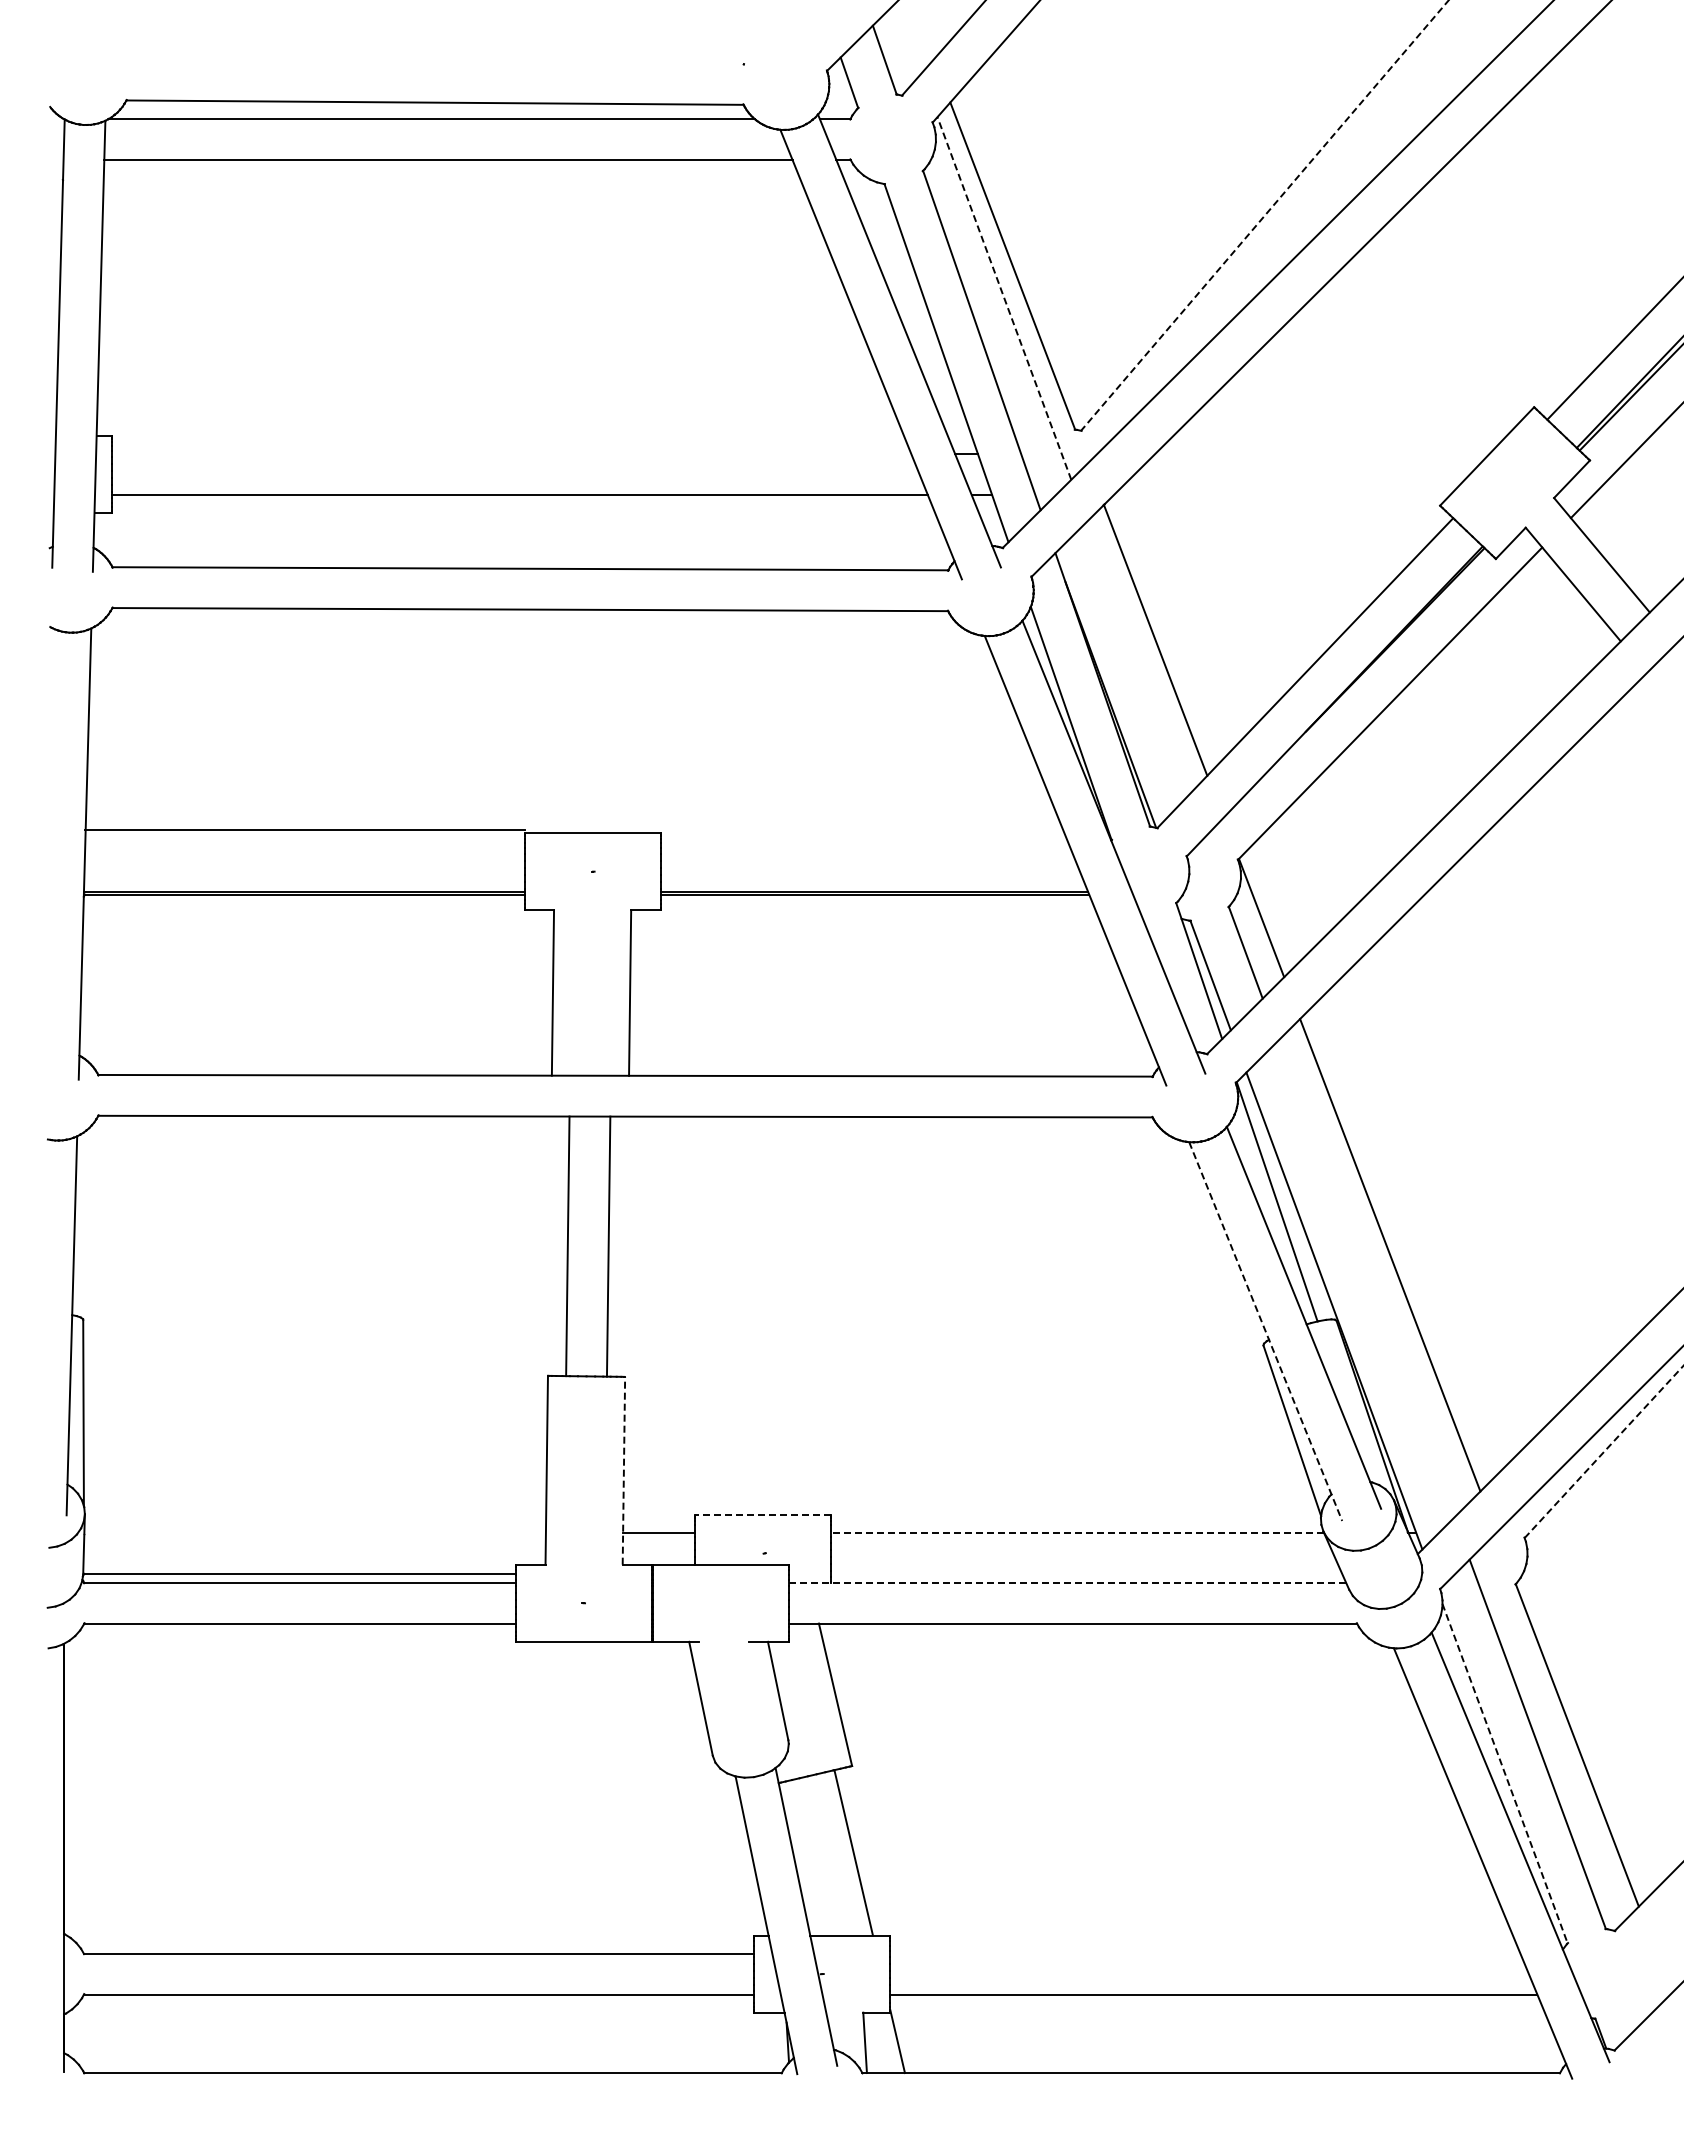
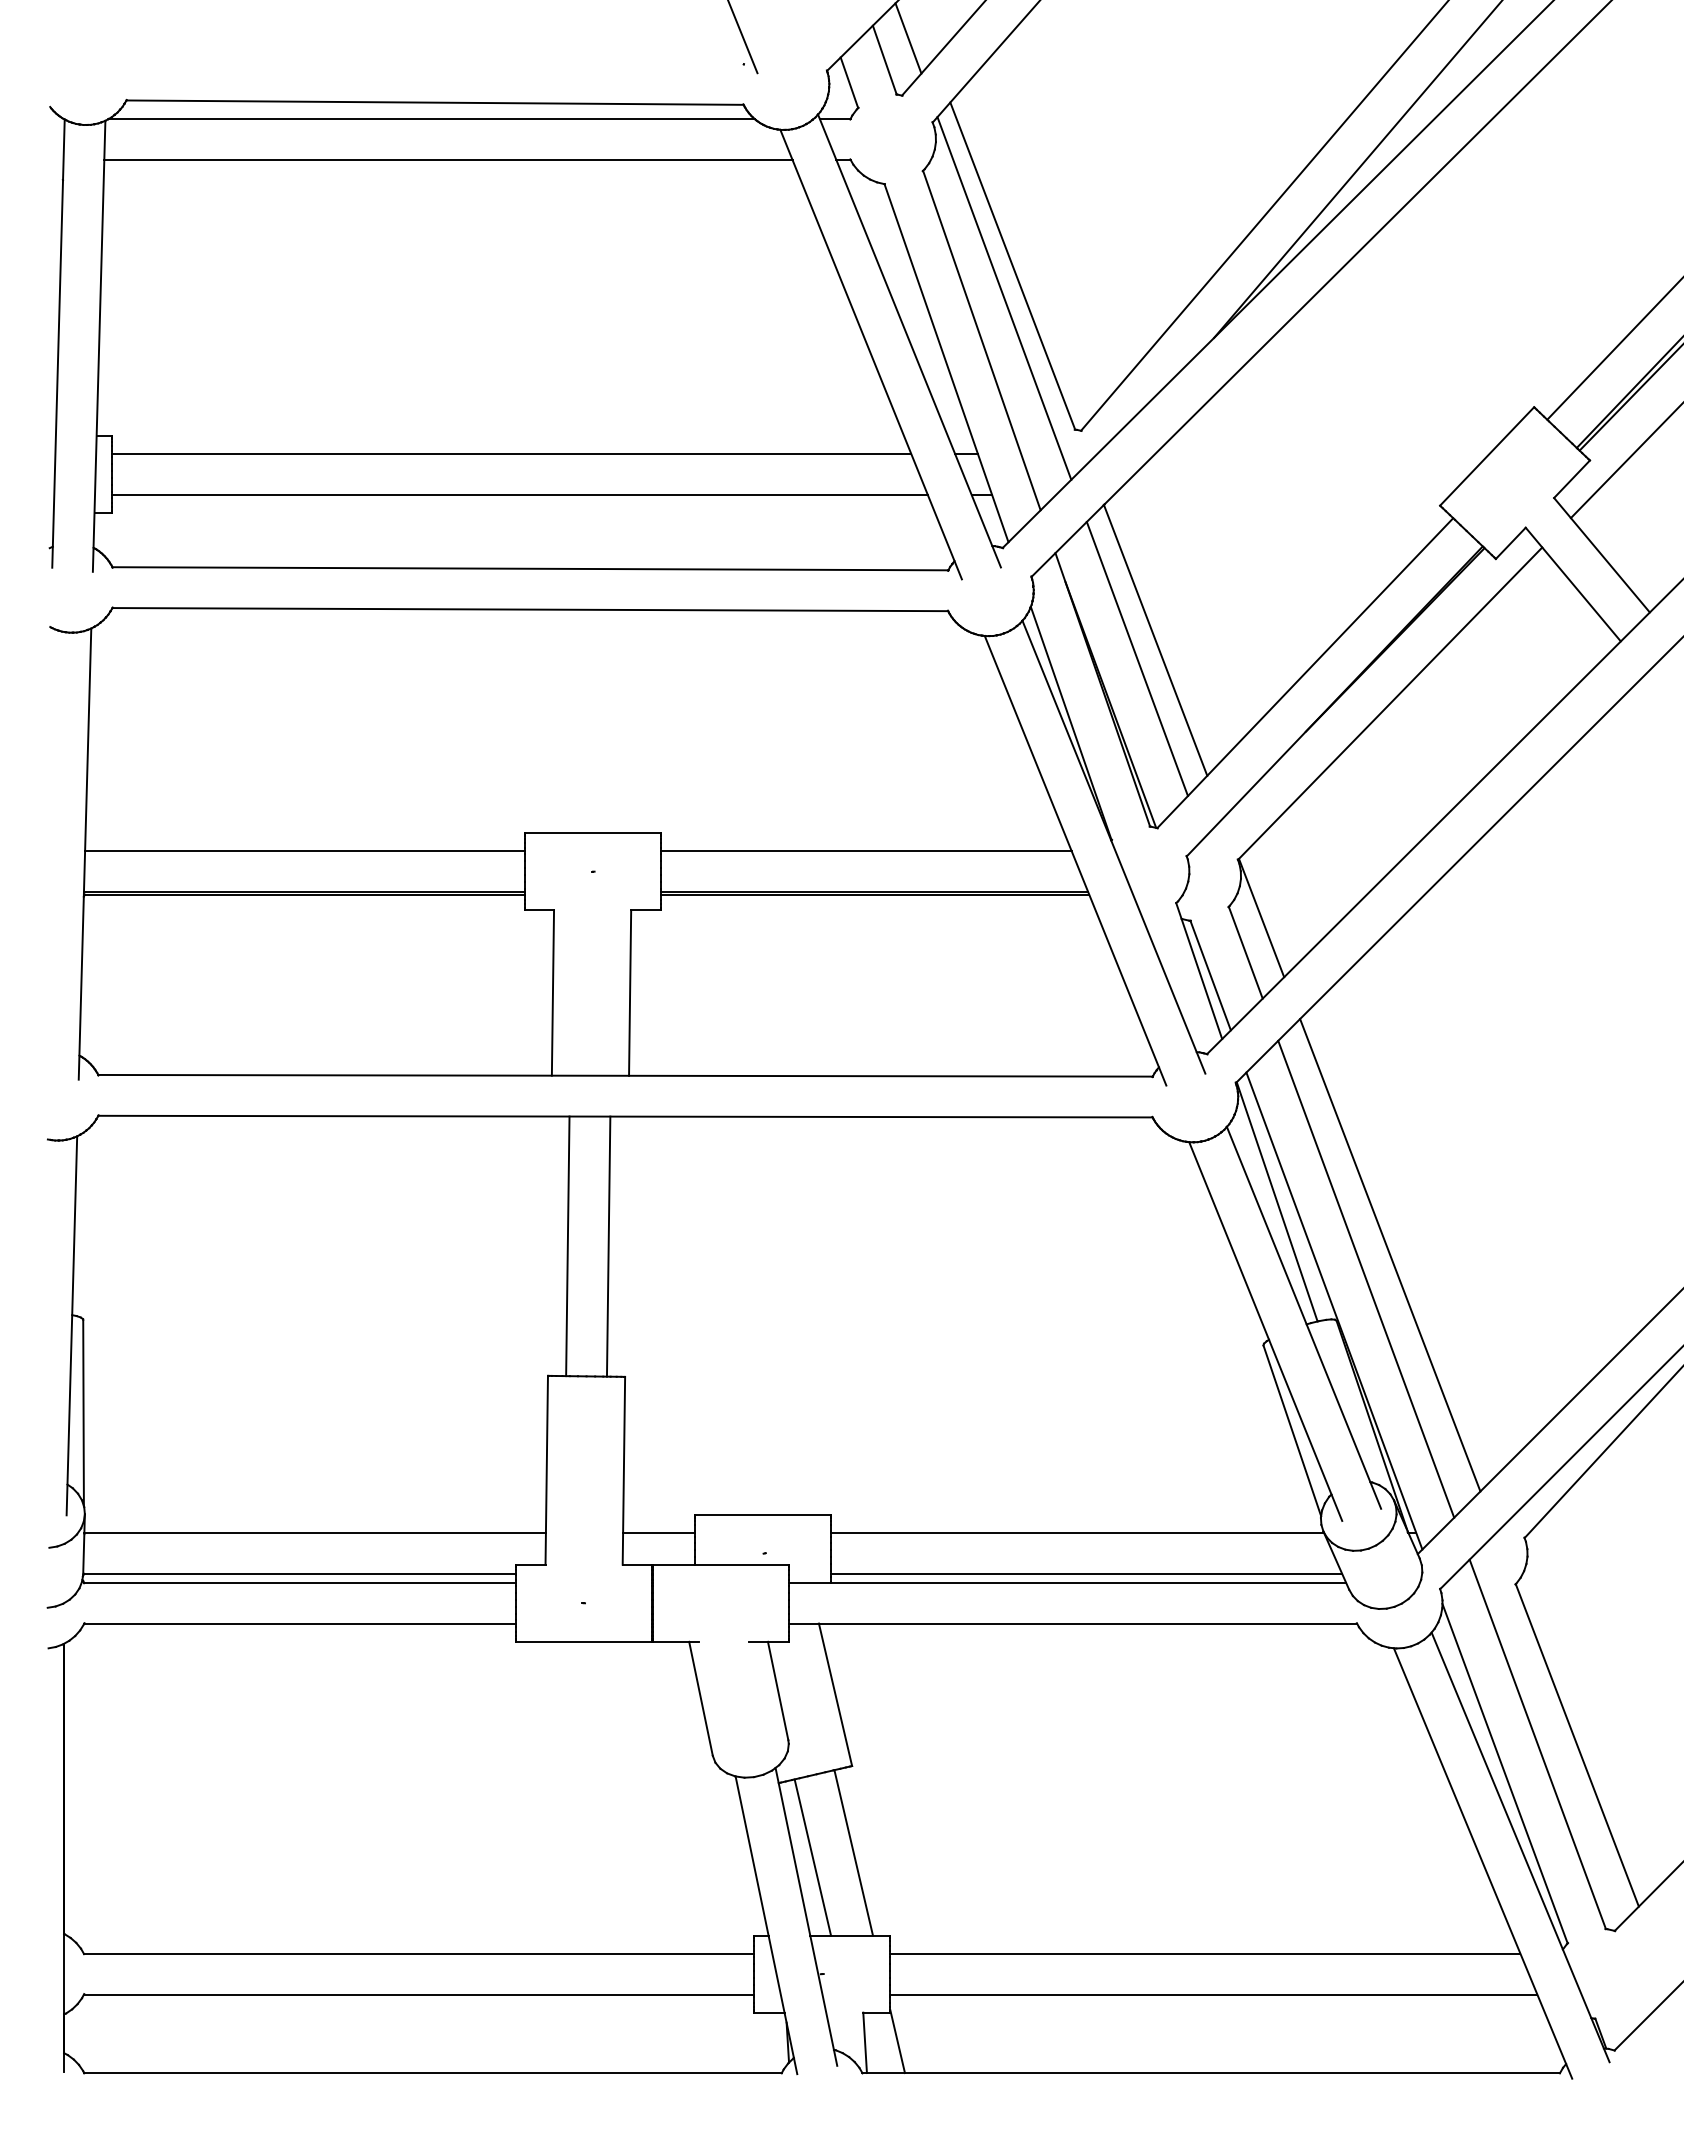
line: none -> present (743, 37)
line: none -> present (908, 38)
line: none -> present (1357, 169)
line: dashed -> solid (1264, 215)
line: dashed -> solid (1004, 298)
line: none -> present (511, 454)
line: none -> present (1136, 658)
line position: (305, 830) -> (305, 851) (305, 851)
line: none -> present (866, 851)
line: none -> present (1366, 1278)
line: dashed -> solid (1265, 1332)
line: dashed -> solid (1604, 1451)
line: dashed -> solid (623, 1470)
line: dashed -> solid (762, 1515)
line: none -> present (314, 1533)
line: dashed -> solid (1077, 1533)
line: none -> present (1086, 1574)
line: dashed -> solid (1067, 1582)
line: dashed -> solid (1505, 1773)
line: none -> present (812, 1857)
line: none -> present (1205, 1953)
